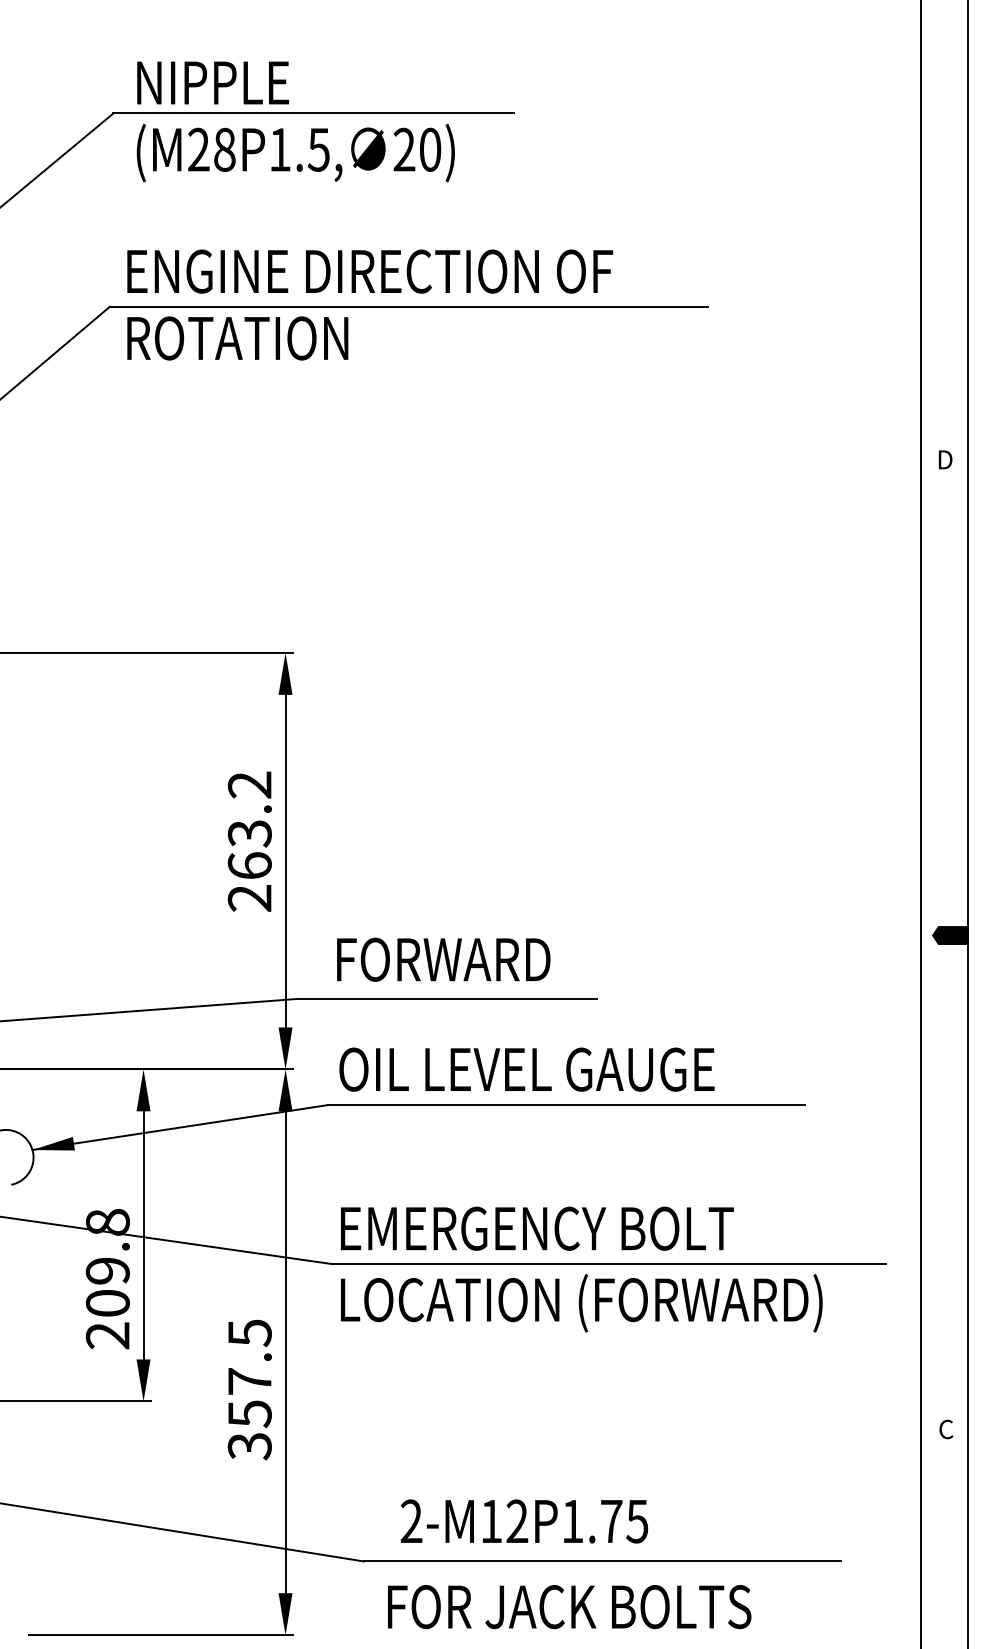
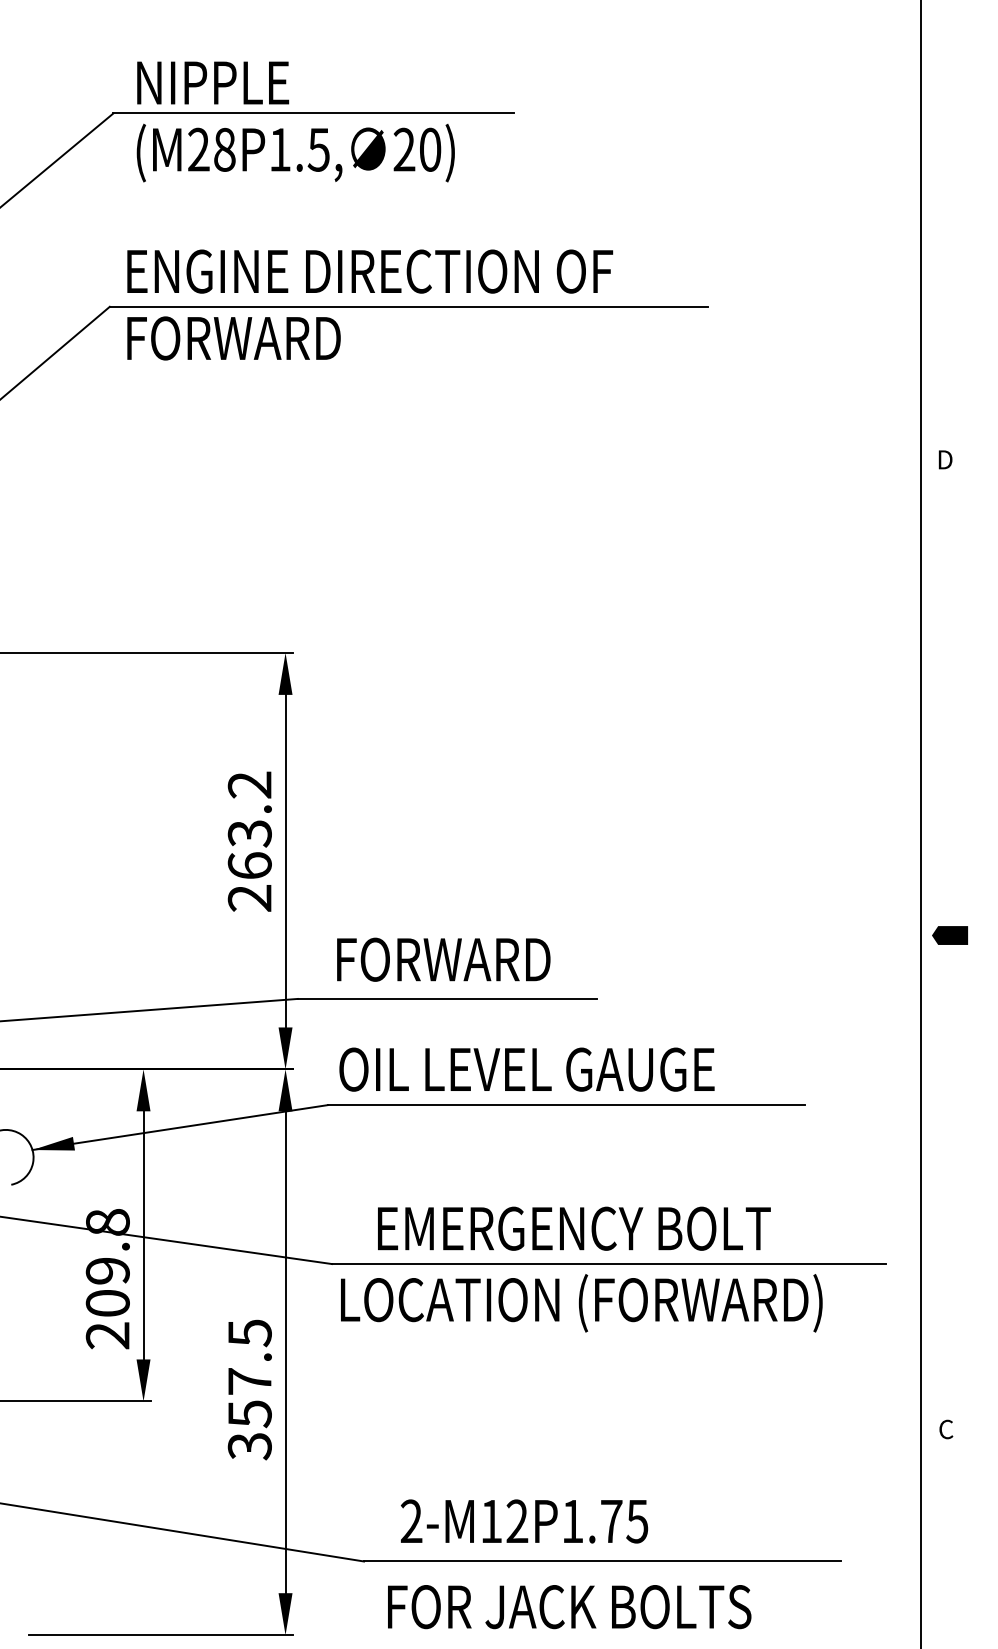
text: ROTATION -> FORWARD (239, 338)
line: present -> none (968, 823)
text position: (537, 1228) -> (574, 1228) (574, 1228)
